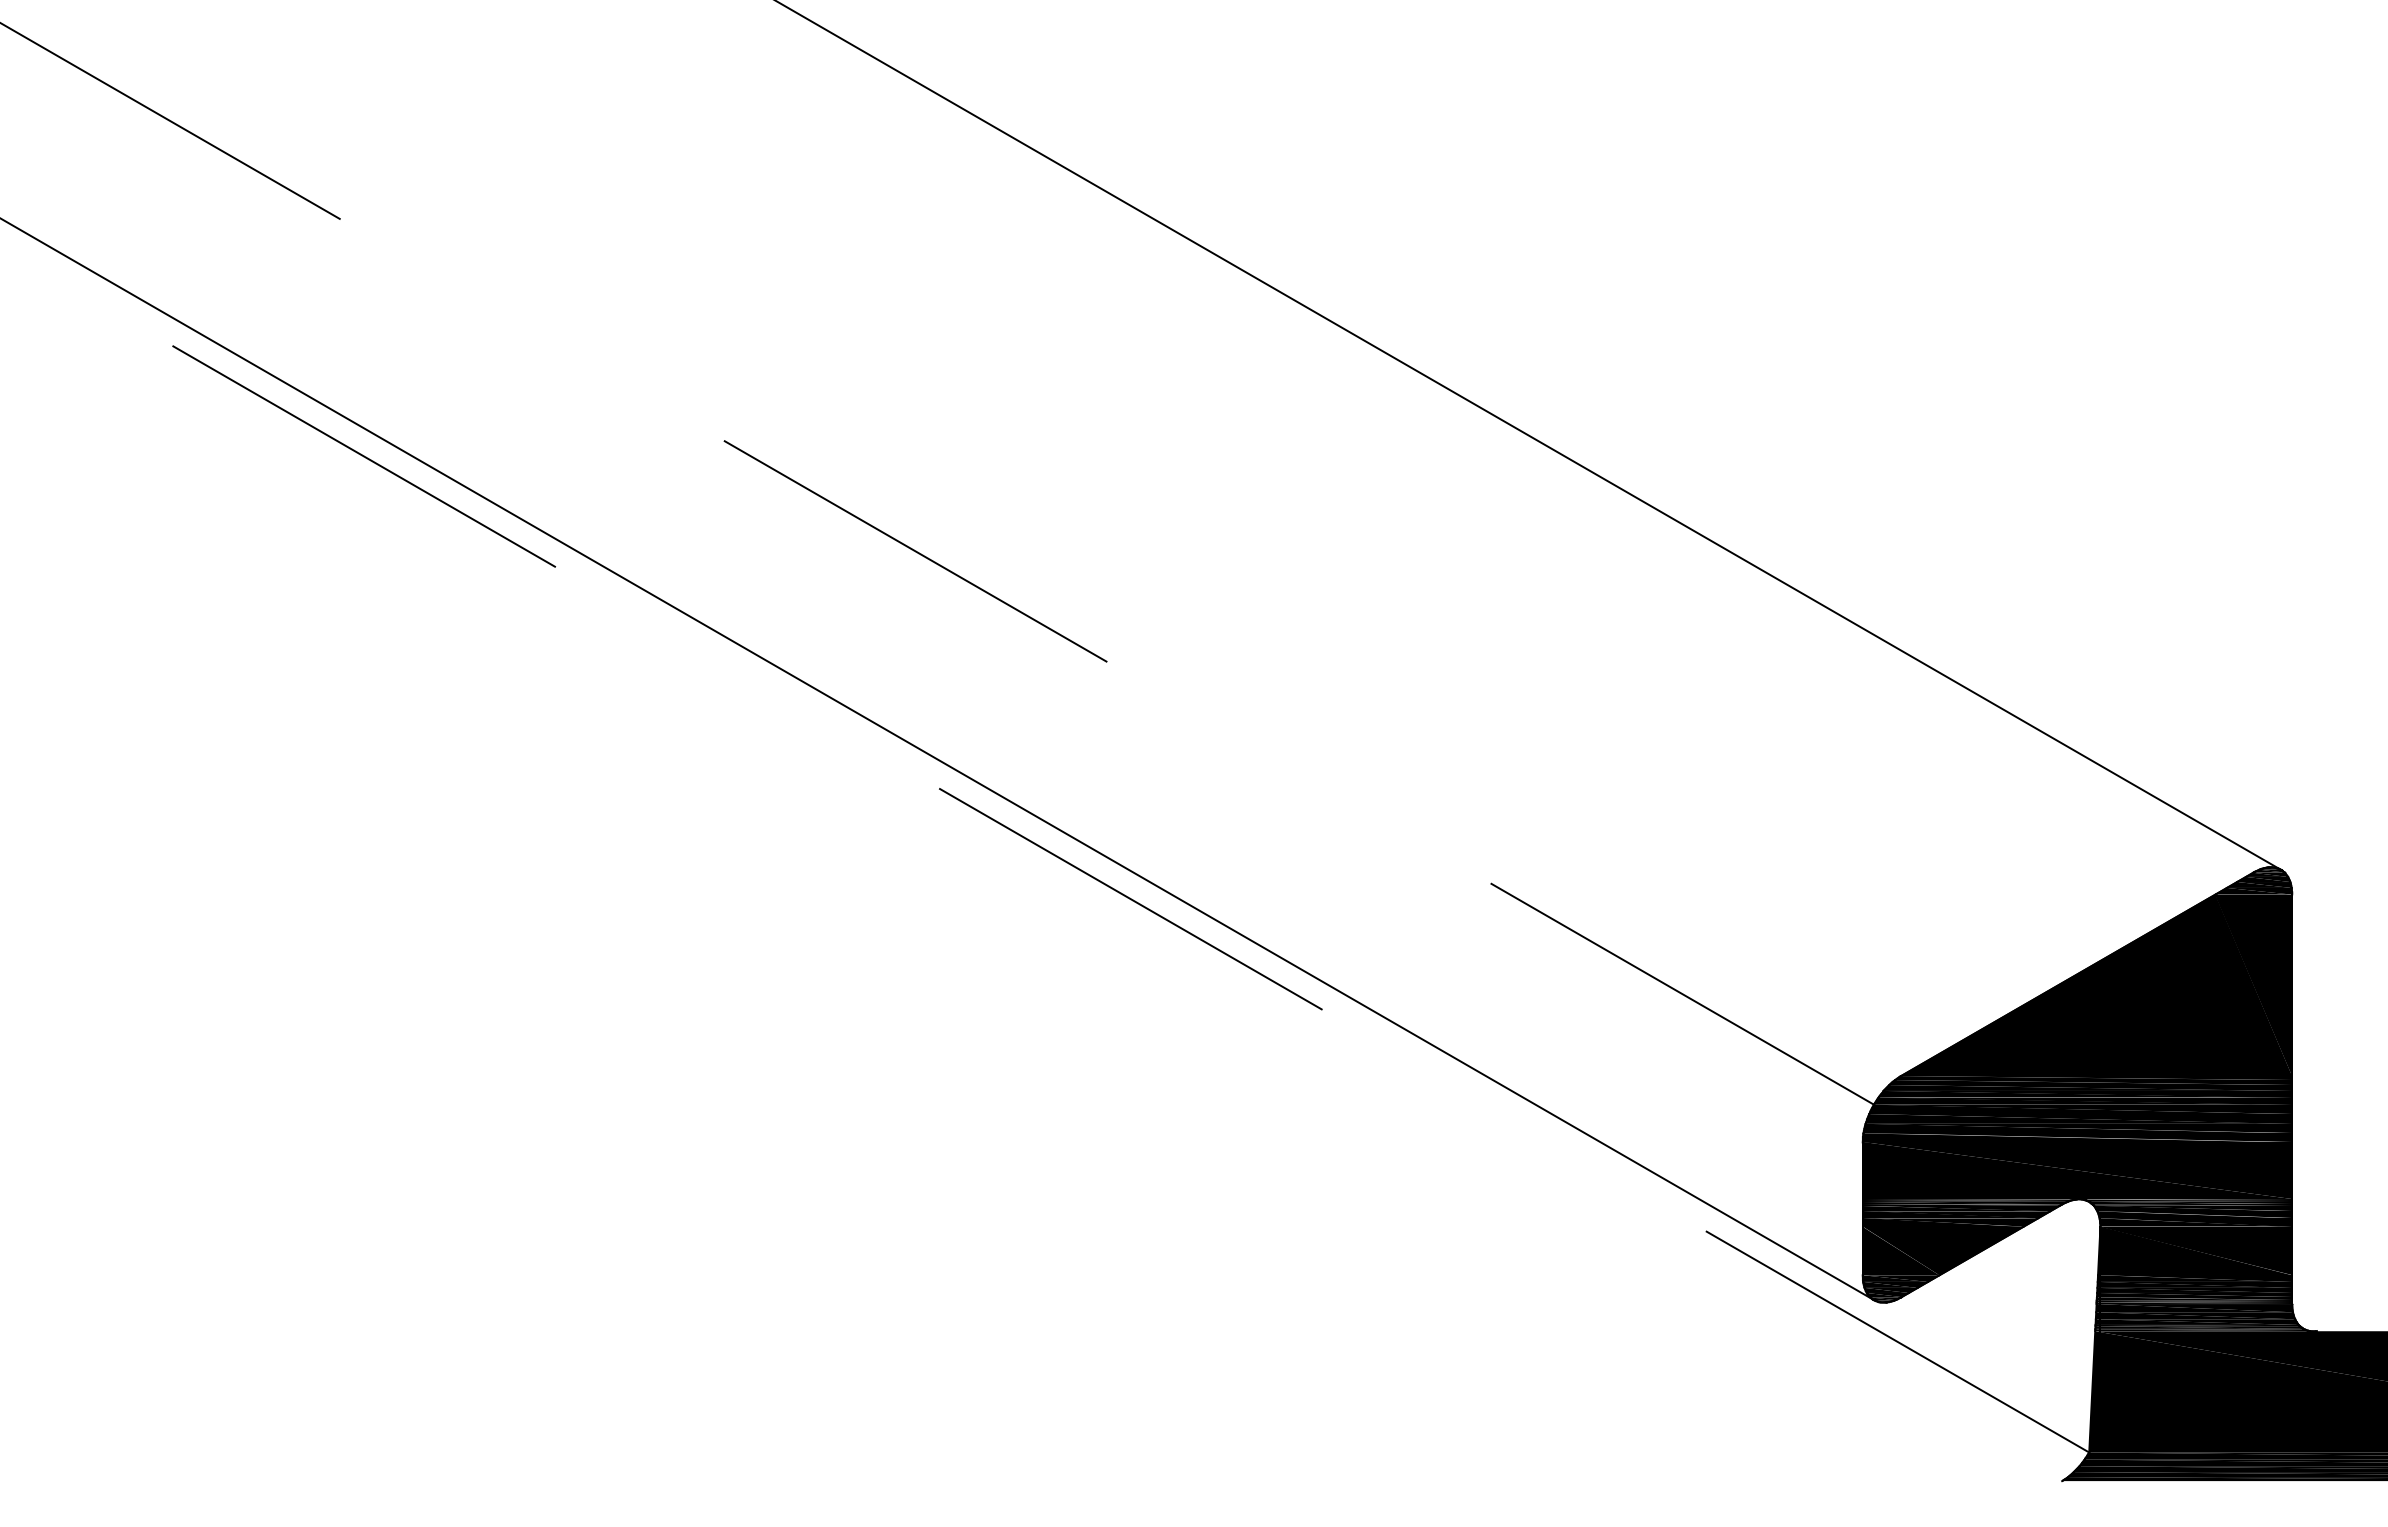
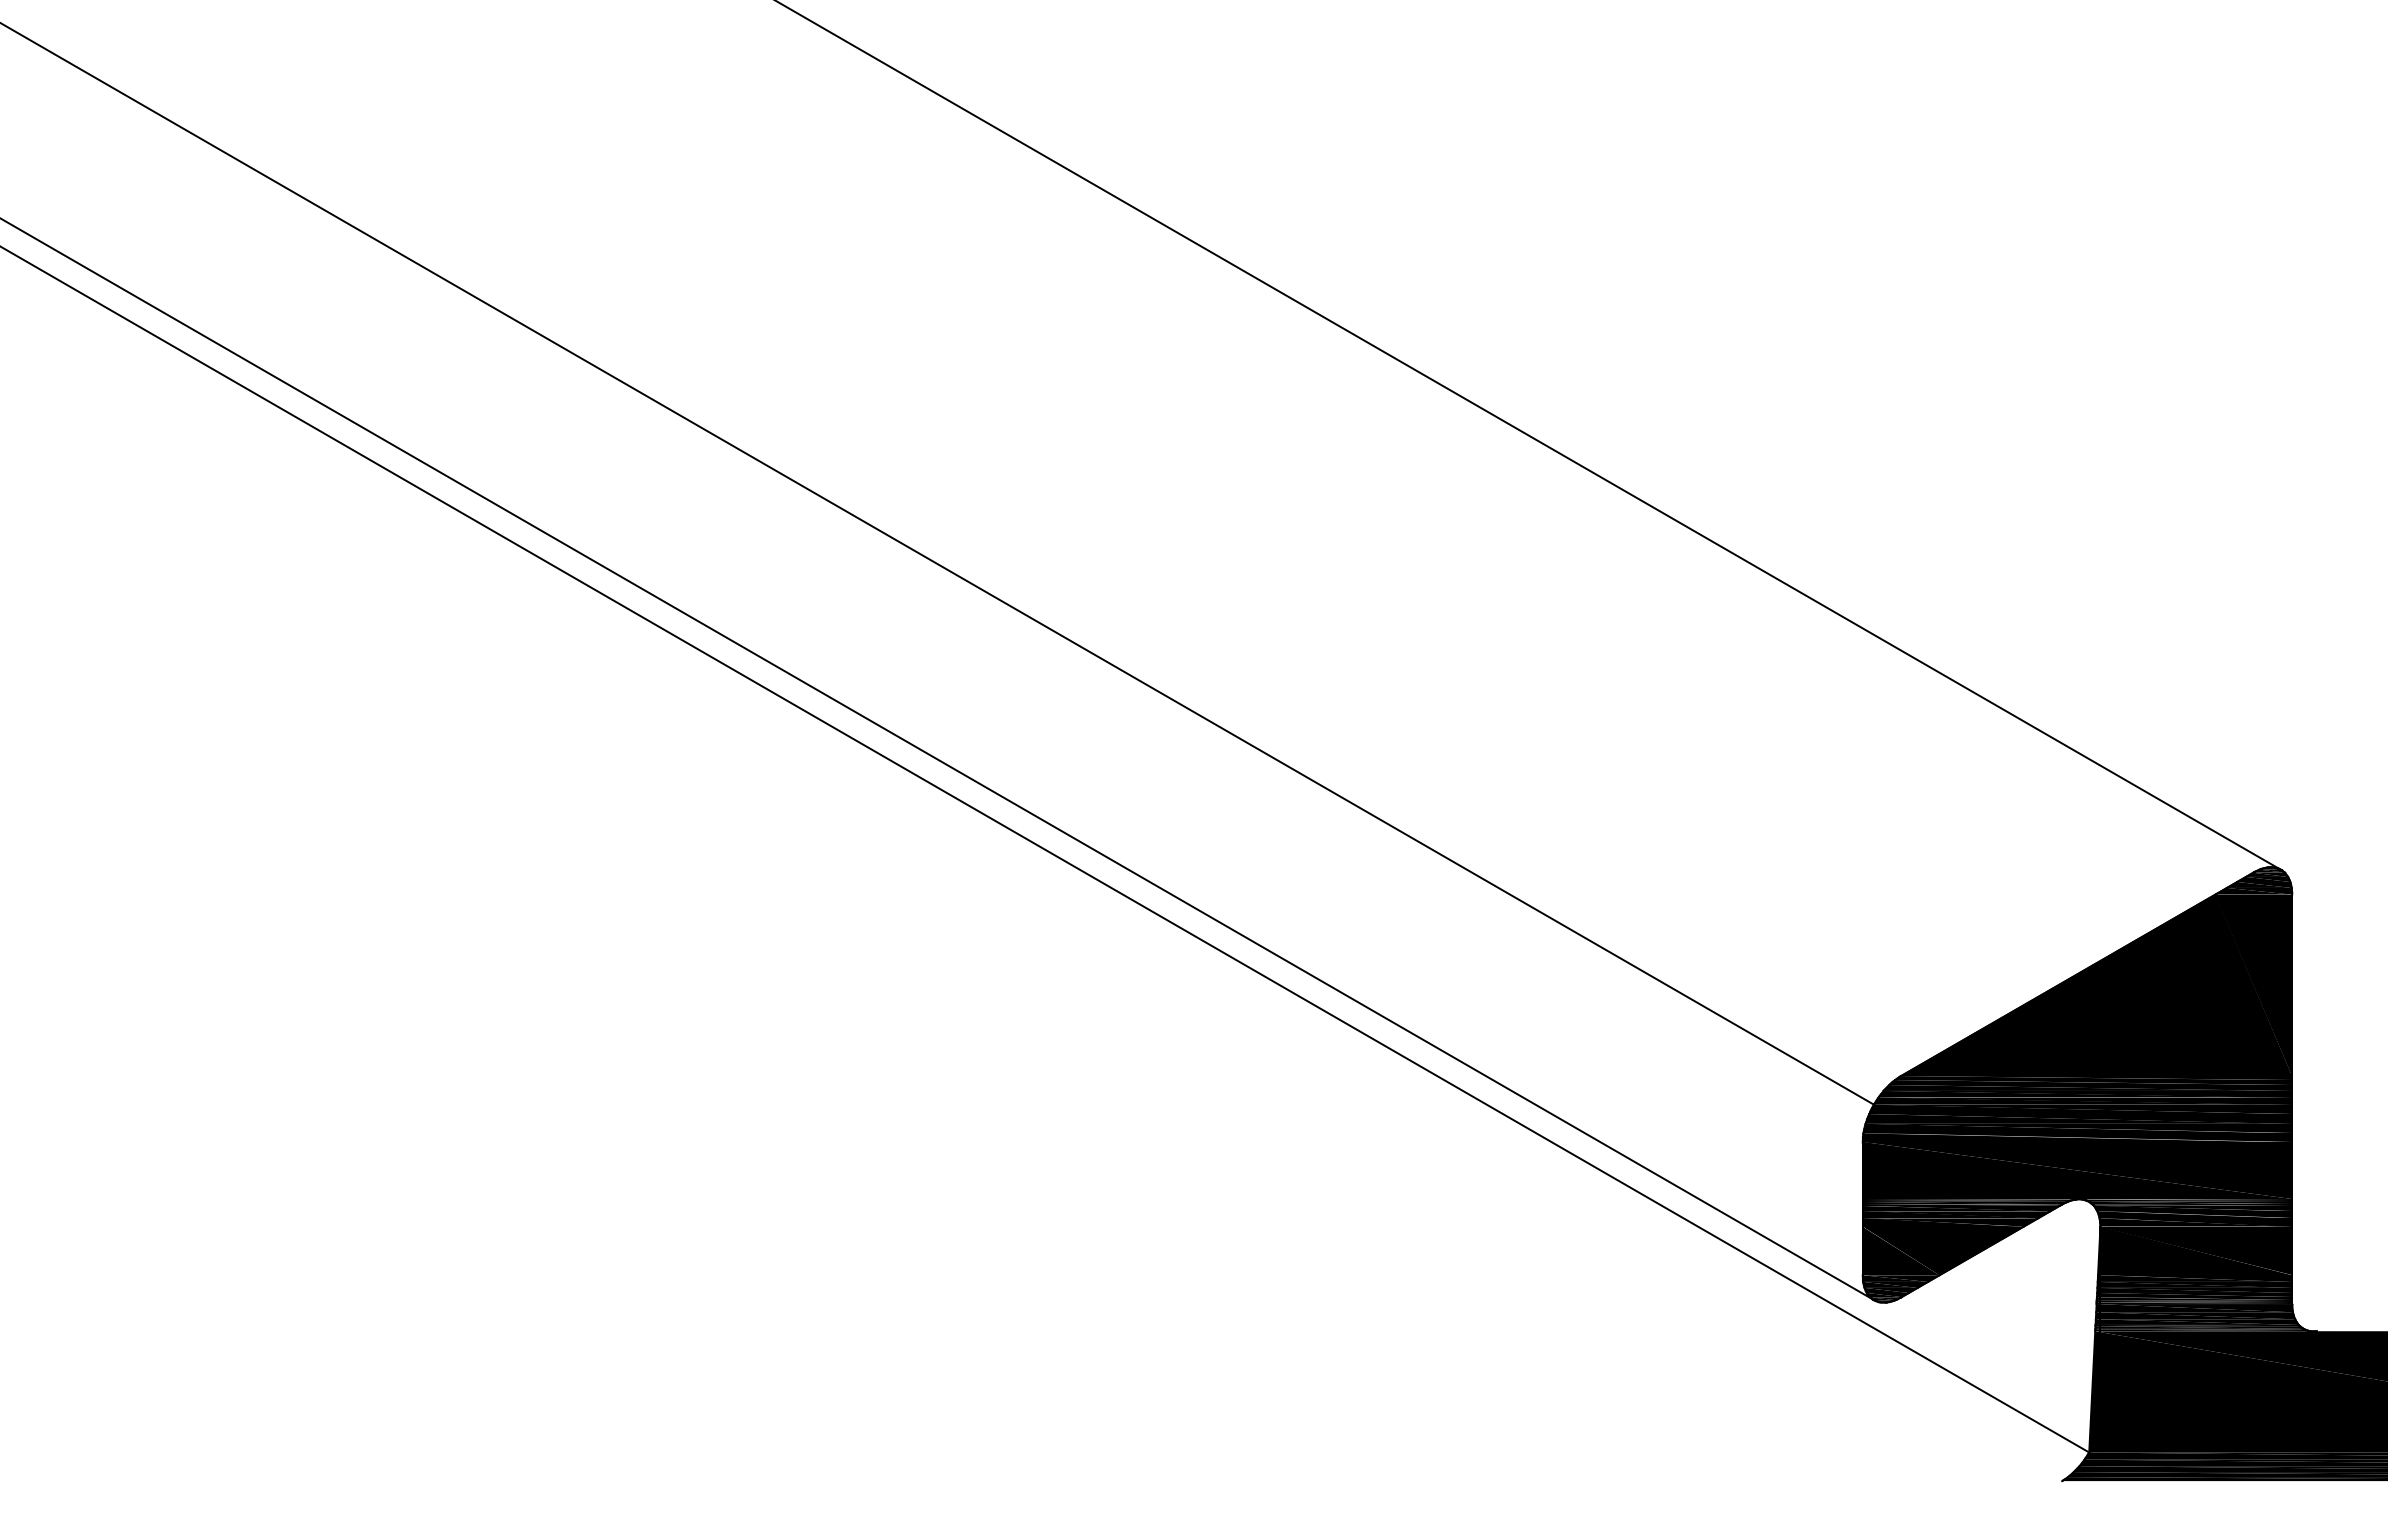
line: dashed -> solid (937, 563)
line: dashed -> solid (1044, 849)
